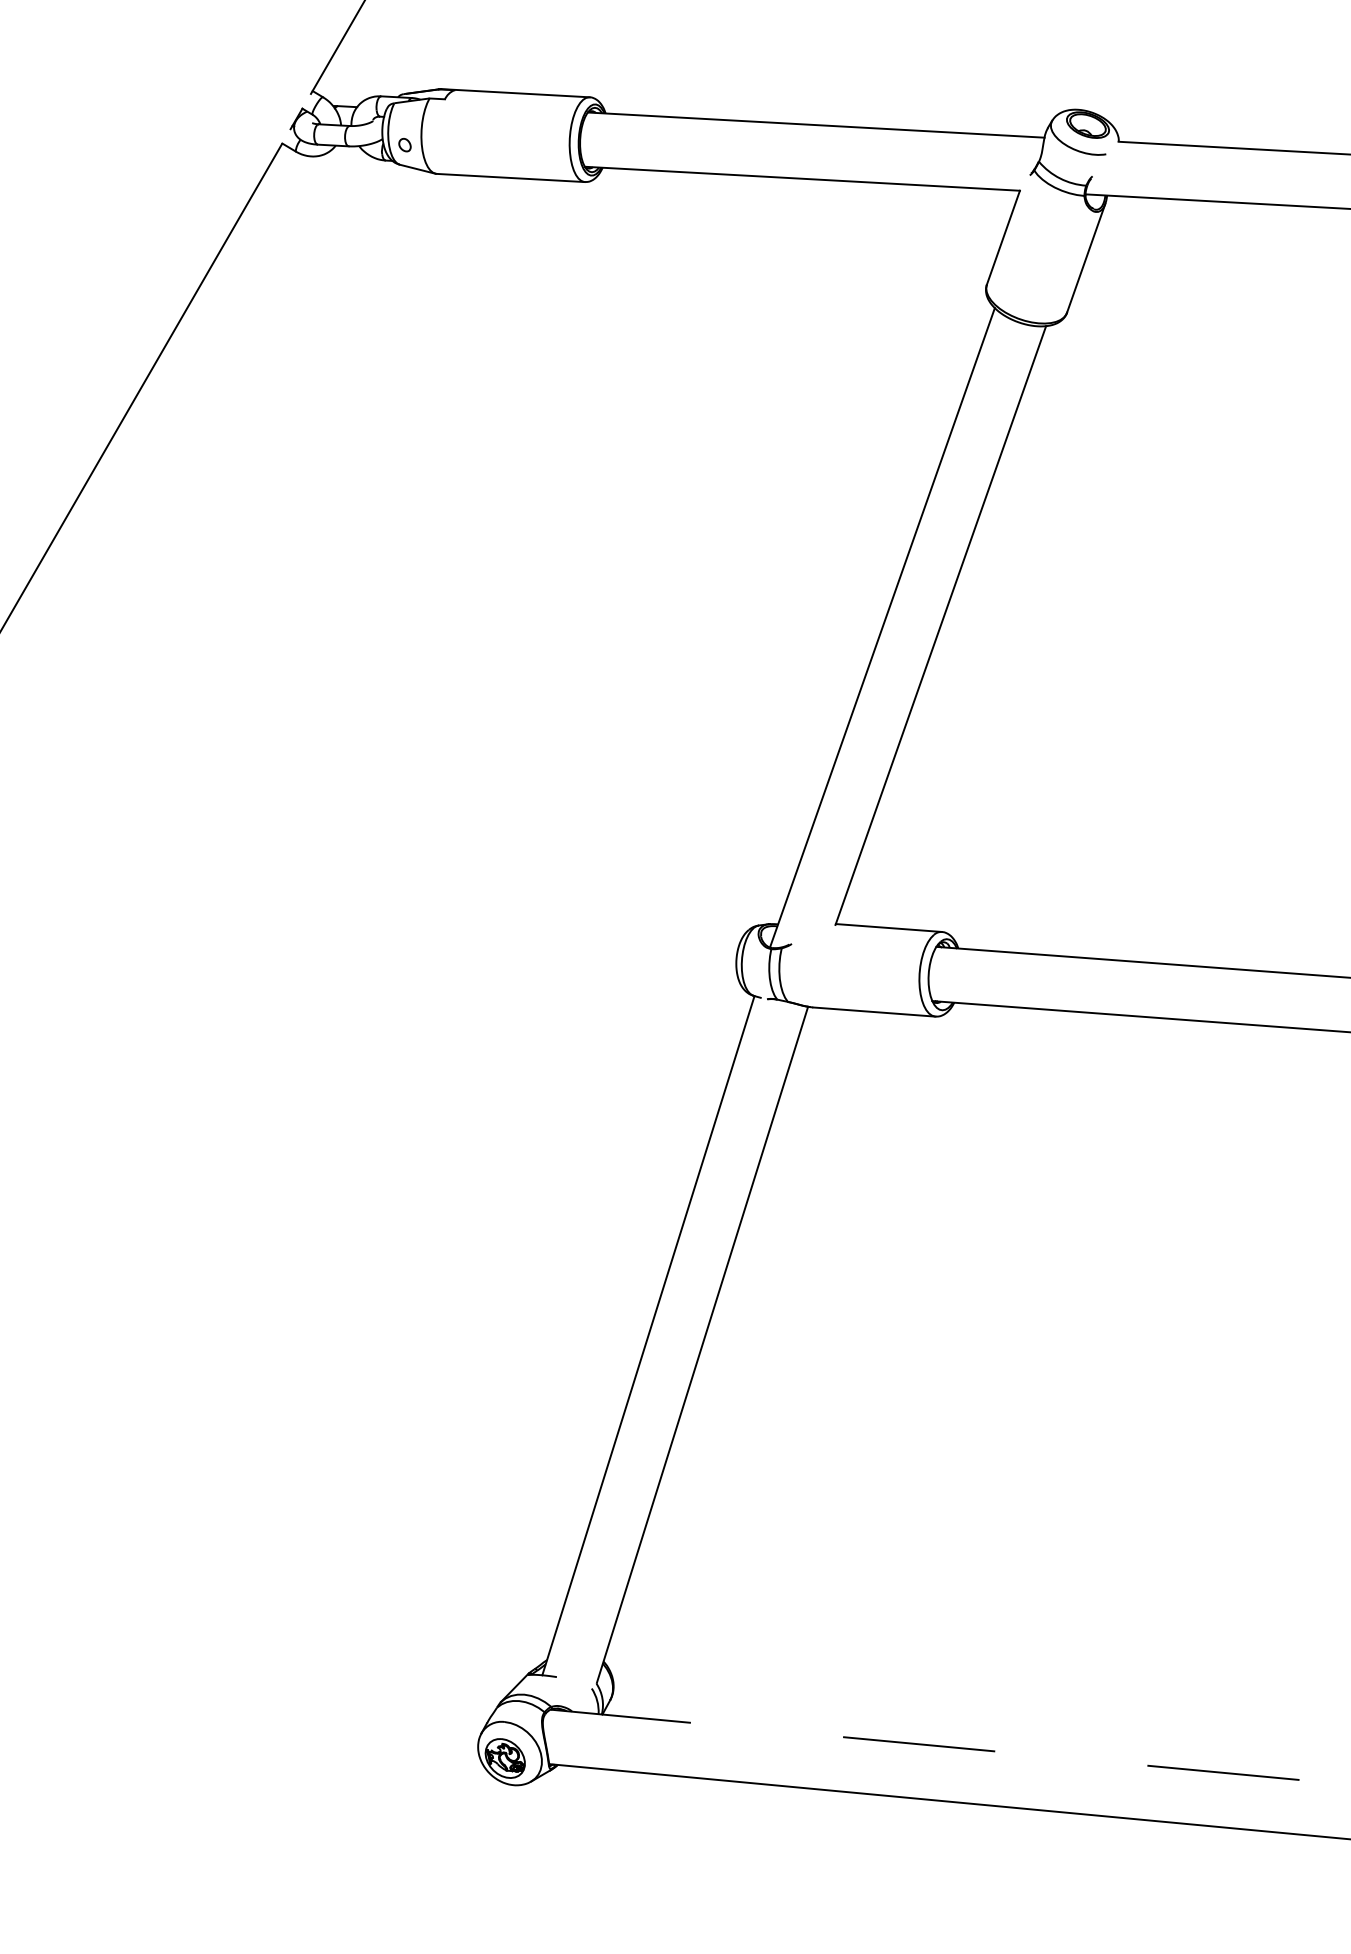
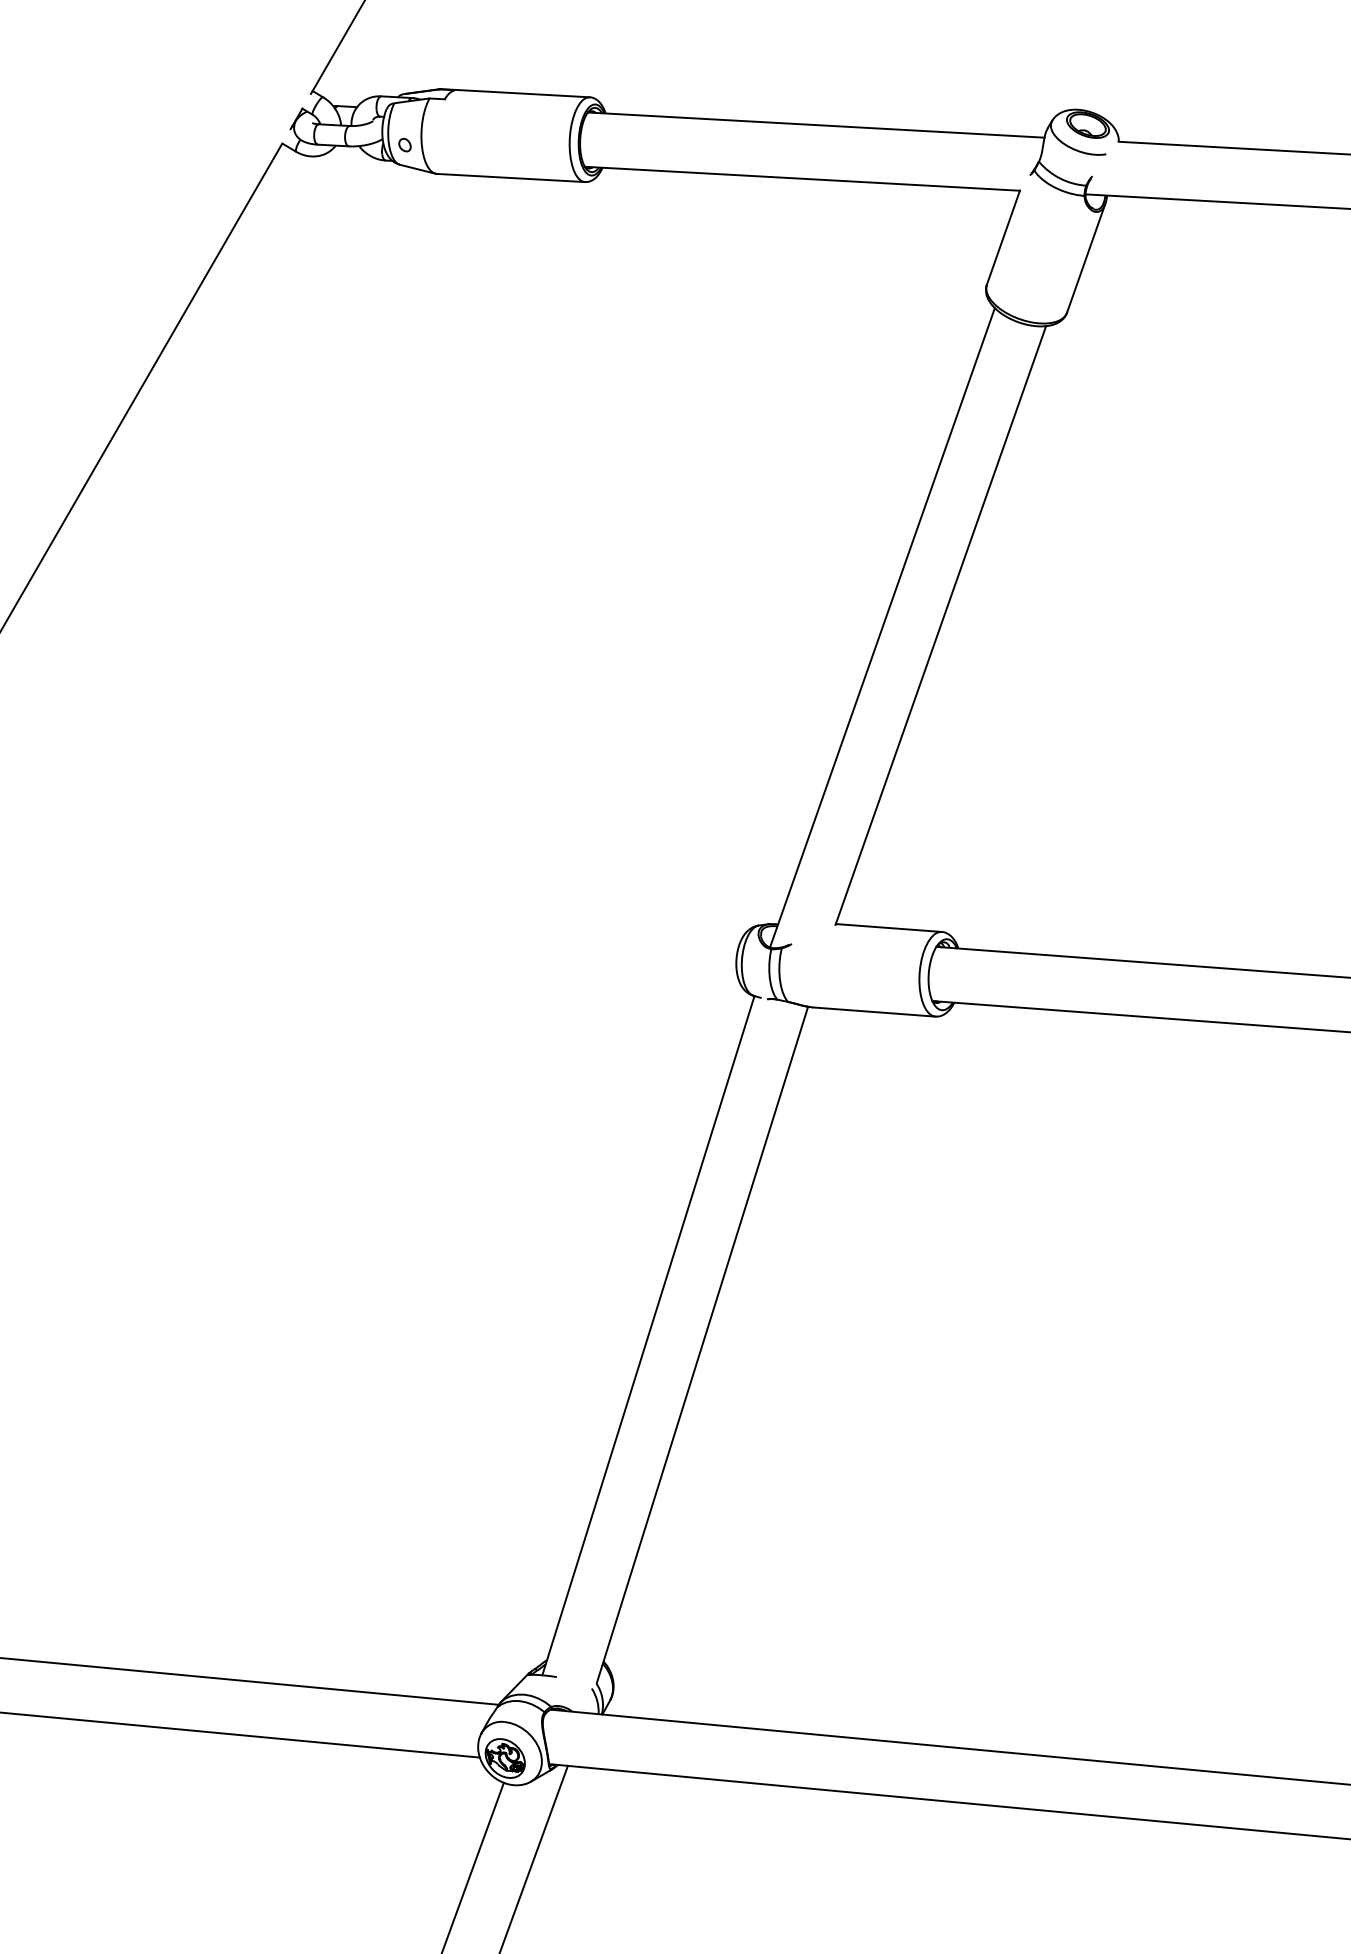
line: none -> present (250, 1681)
line: none -> present (240, 1734)
line: dashed -> solid (949, 1747)
line: none -> present (533, 1857)
line: none -> present (473, 1866)
